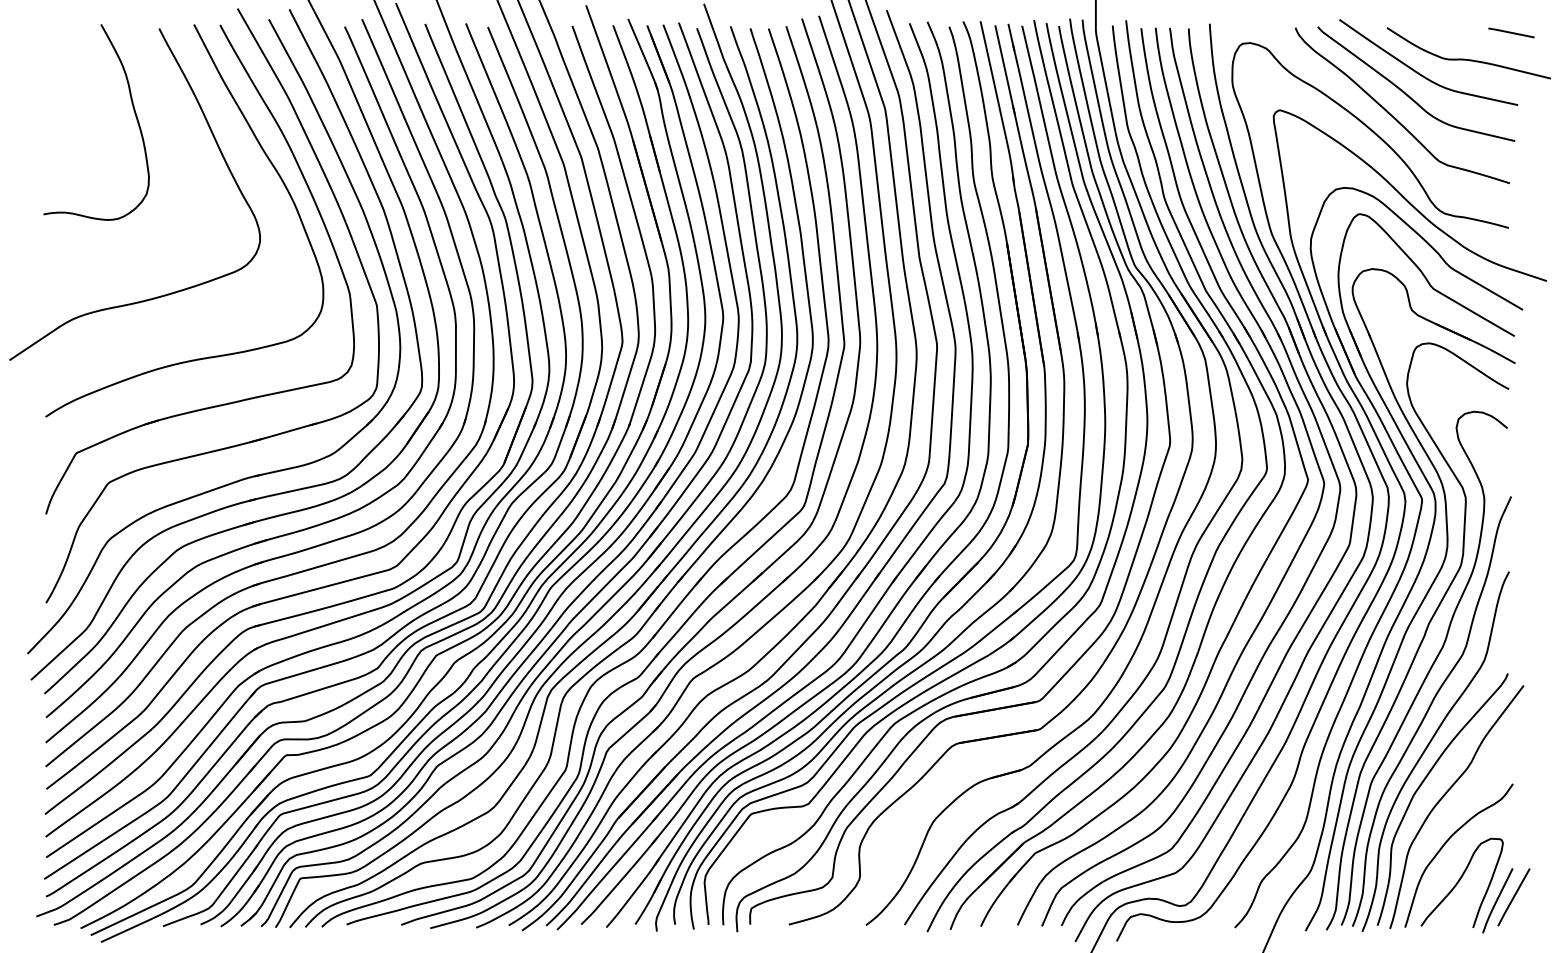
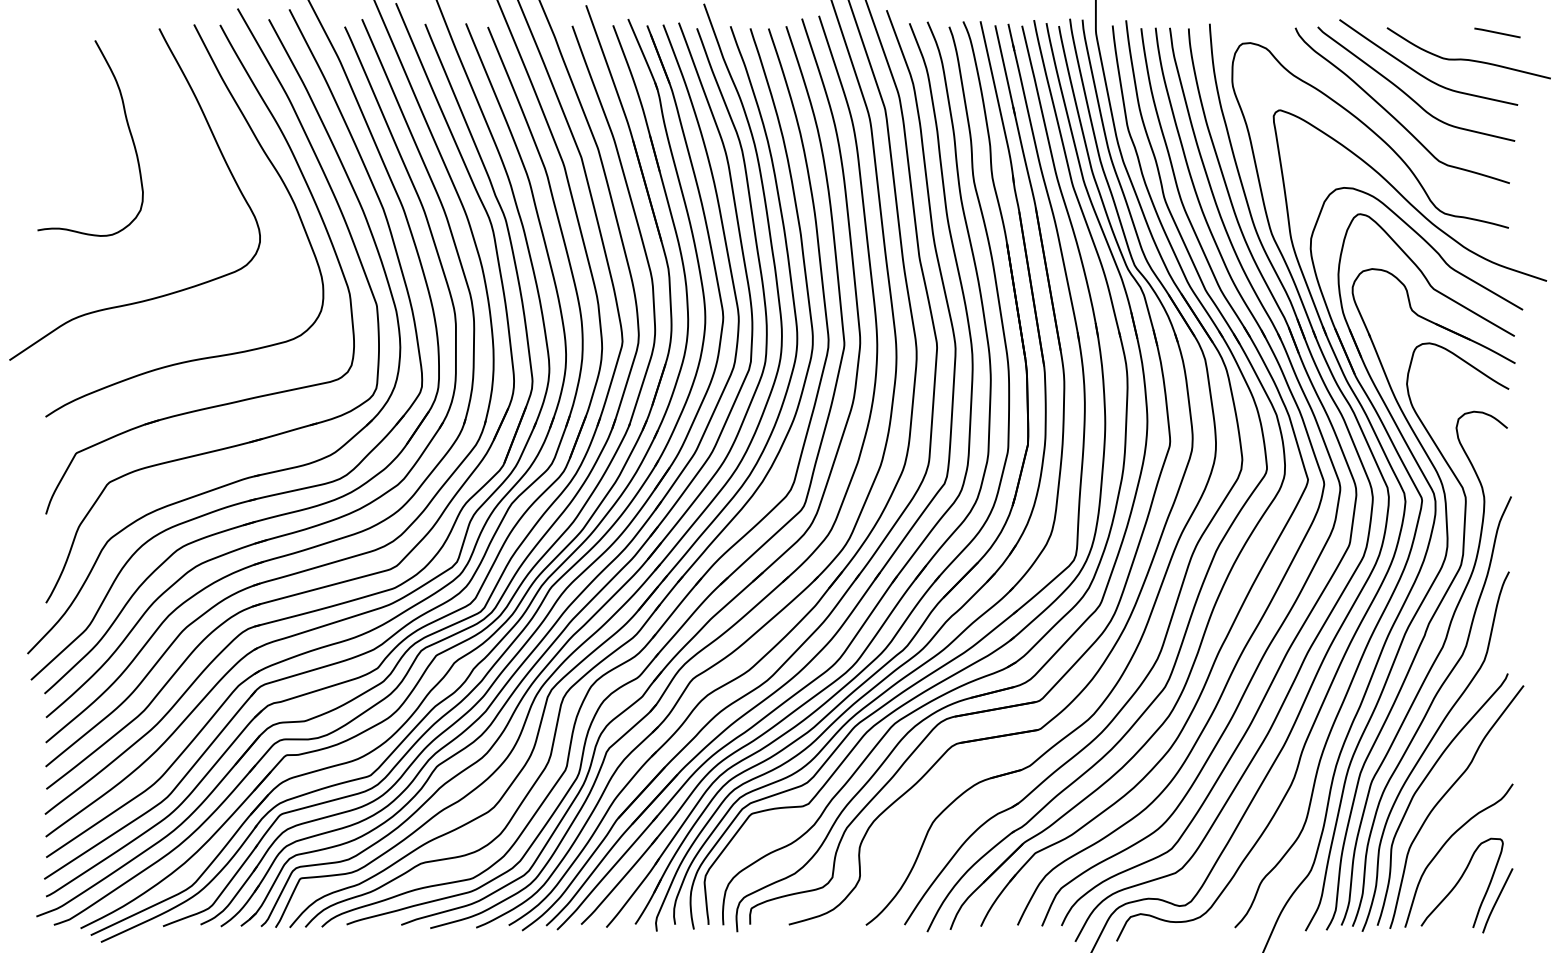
line position: (1511, 32) -> (1497, 32) (1497, 32)
curve position: (134, 114) -> (128, 130) (128, 130)
line: present -> none (1513, 897)
